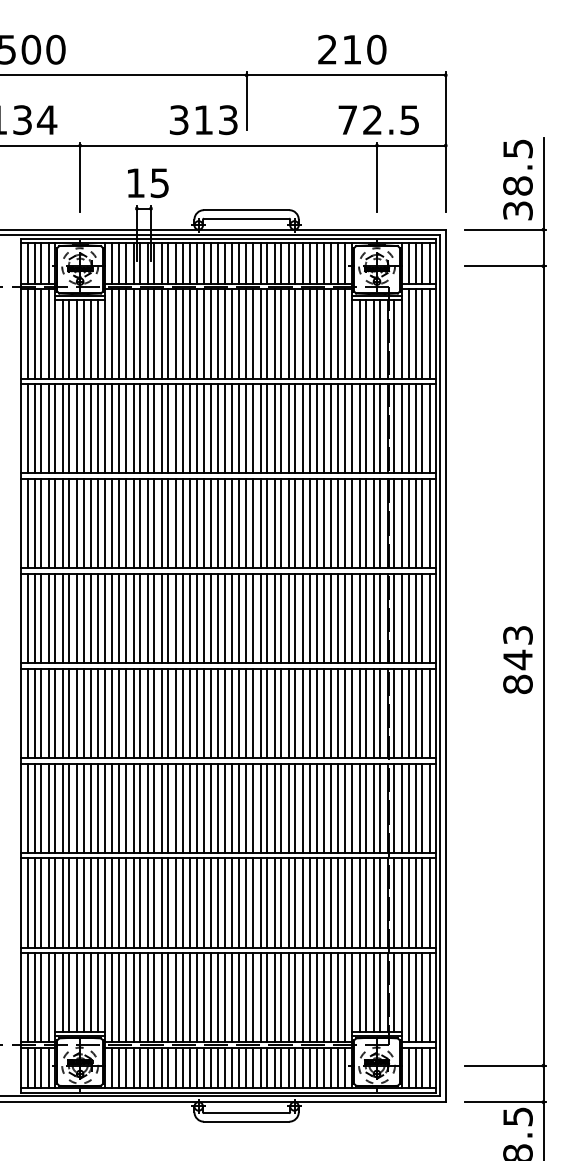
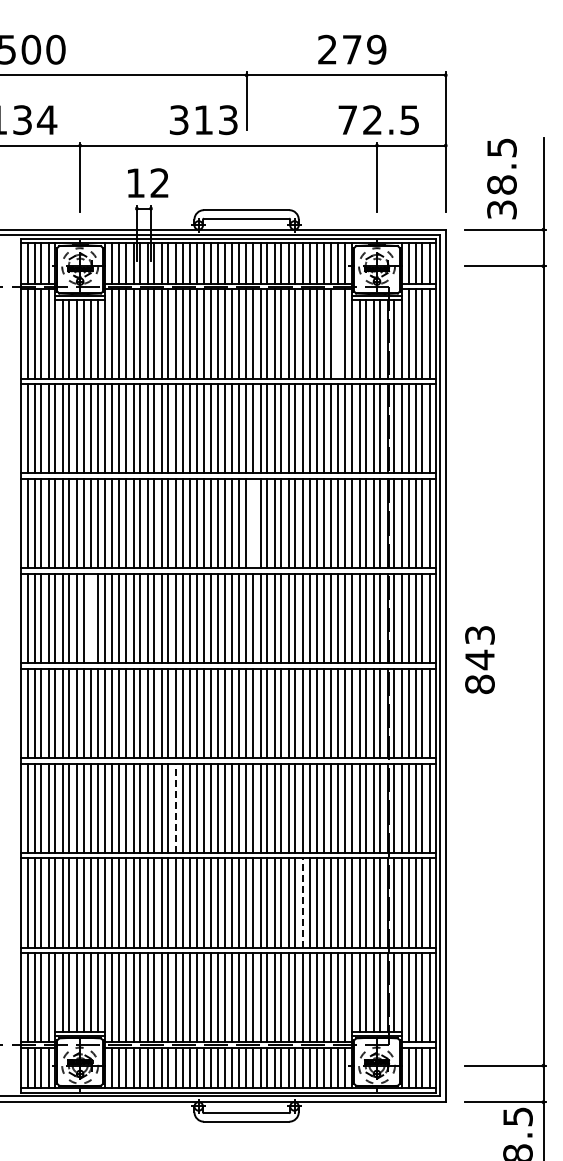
text: 210 -> 279 (364, 49)
text position: (517, 179) -> (501, 178) (501, 178)
text: 15 -> 12 (159, 183)
line: present -> none (337, 333)
line: present -> none (253, 523)
line: present -> none (90, 618)
text position: (517, 660) -> (479, 660) (479, 660)
line: solid -> dashed (175, 808)
line: solid -> dashed (302, 903)
